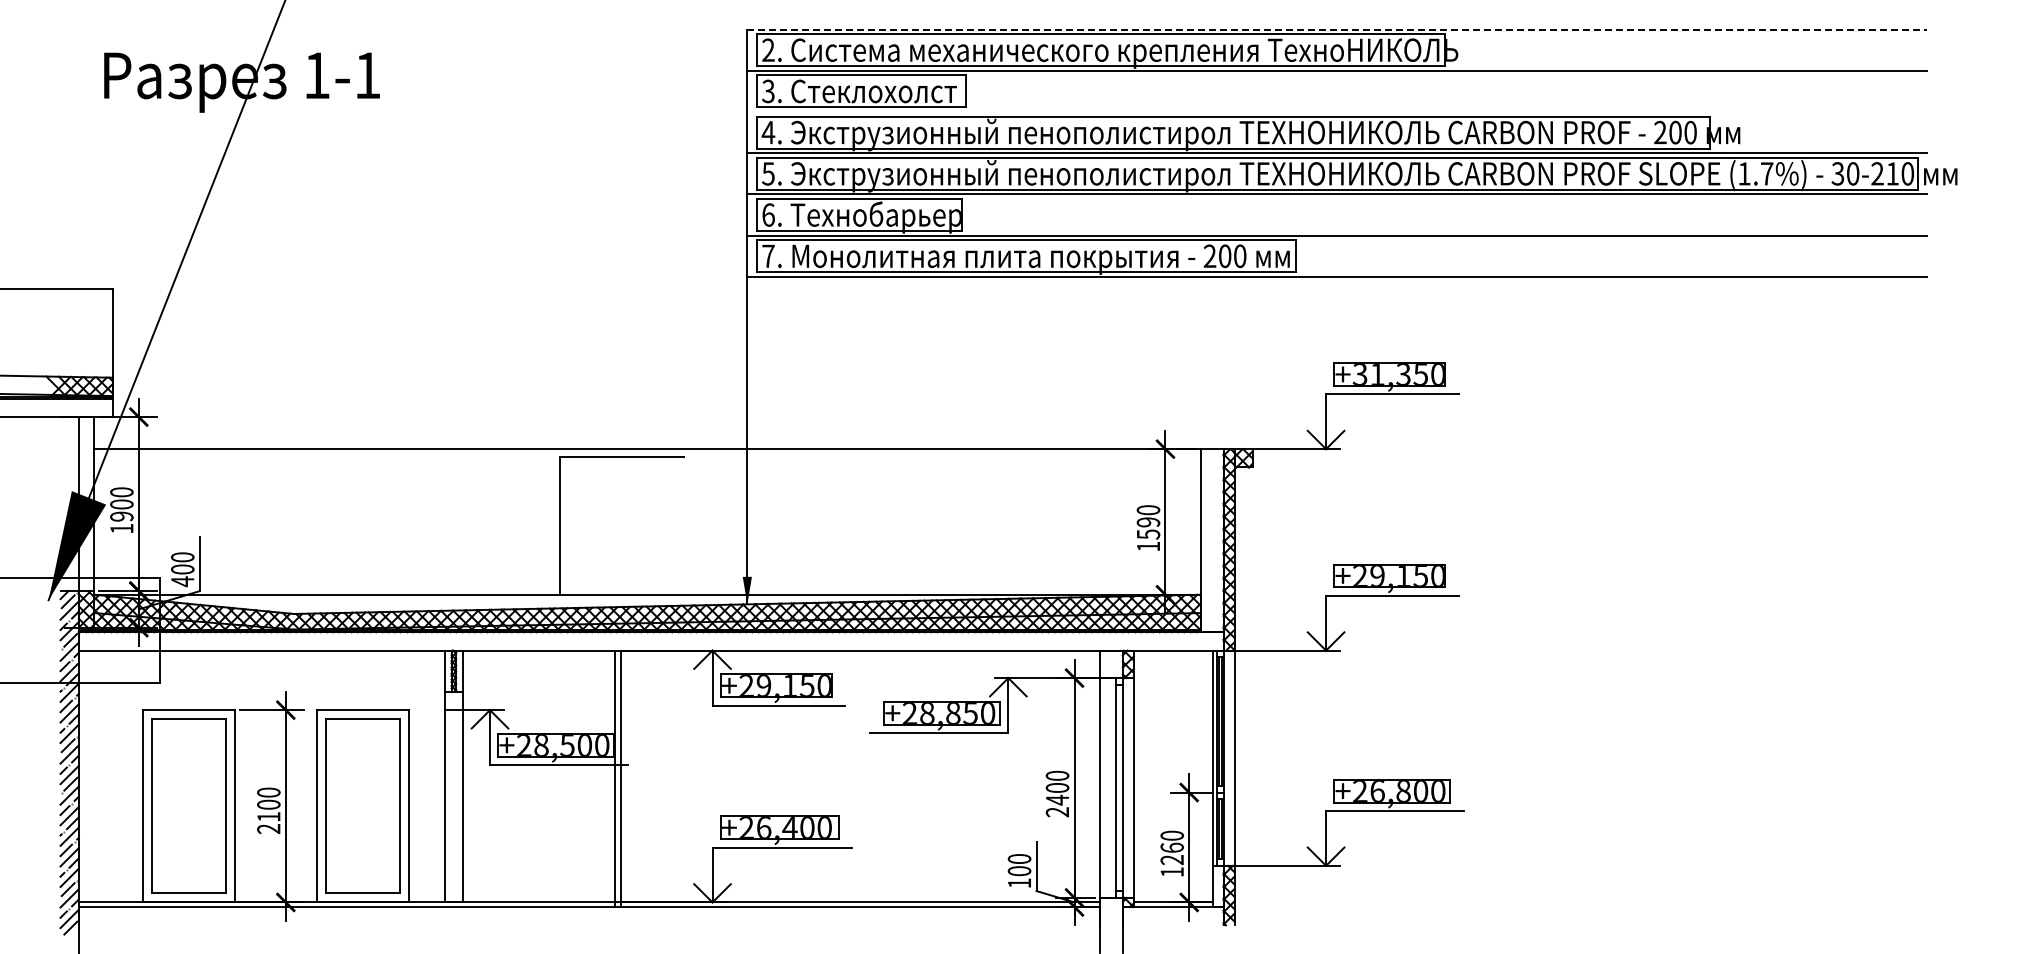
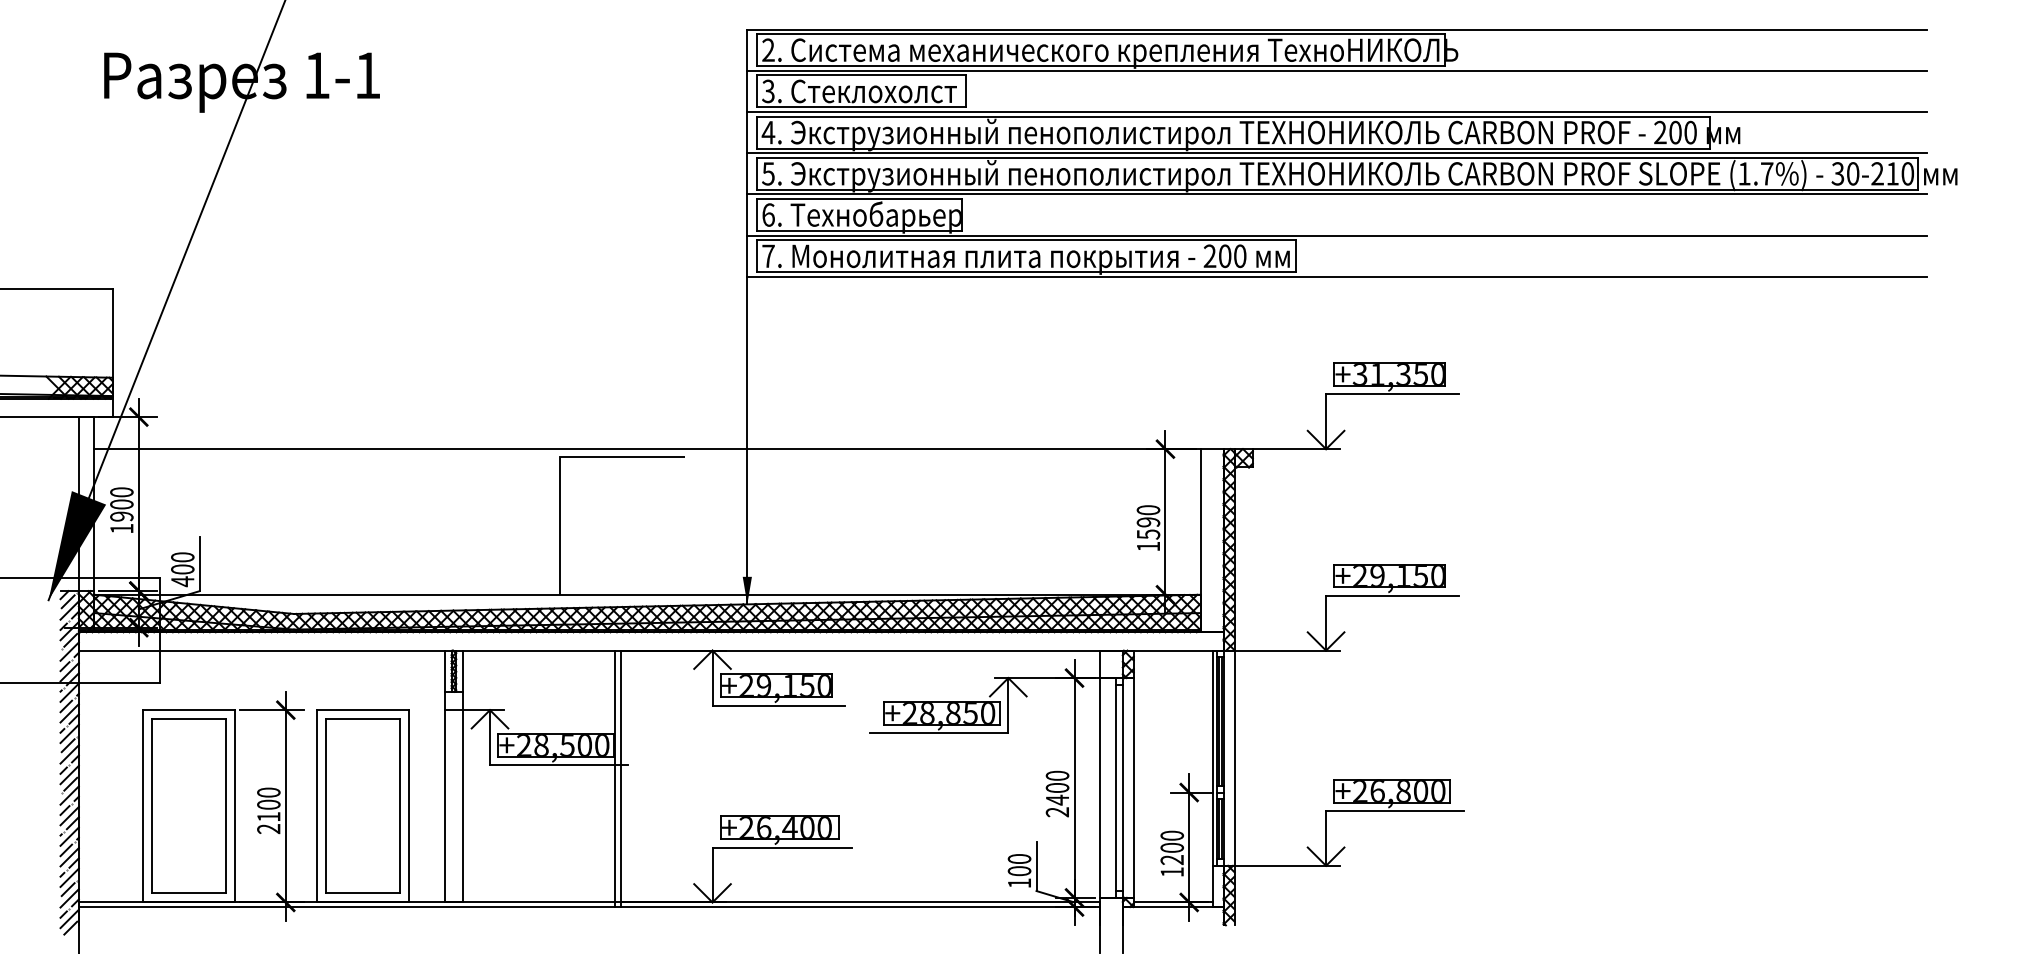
line: dashed -> solid (1337, 29)
line: none -> present (1336, 112)
text: 1260 -> 1200 (1171, 847)
